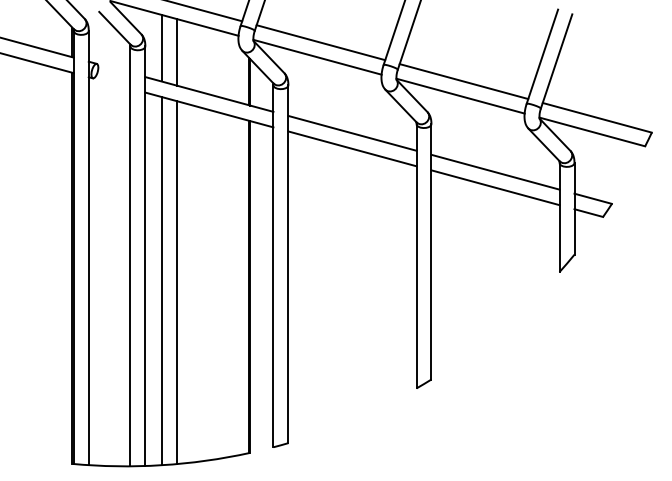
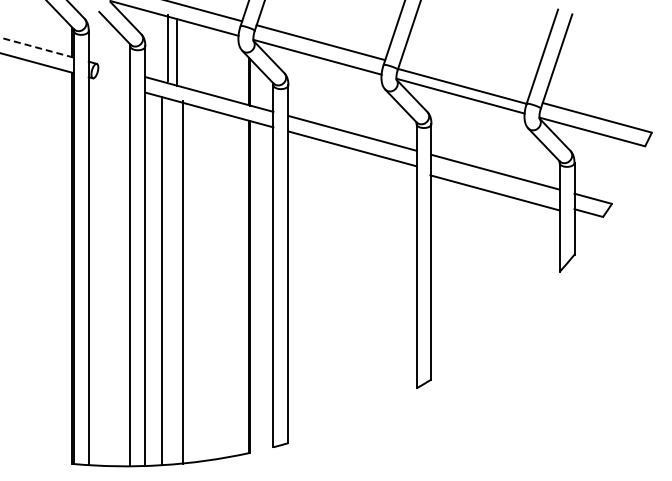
line: solid -> dashed (37, 47)
line position: (161, 47) -> (167, 47) (167, 47)
line position: (463, 81) -> (462, 86) (462, 86)
line position: (495, 187) -> (494, 192) (494, 192)
line position: (177, 282) -> (183, 282) (183, 282)
